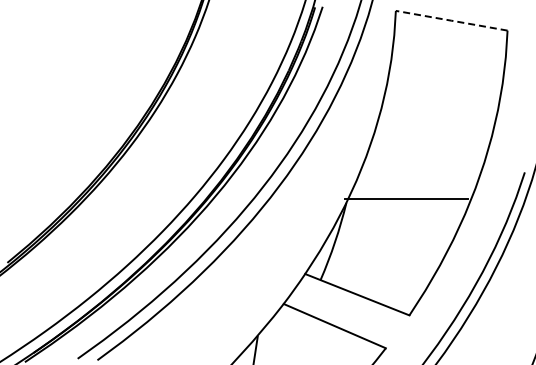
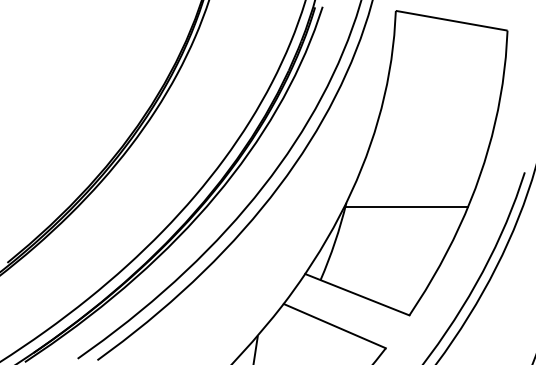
line: dashed -> solid (451, 20)
line position: (406, 198) -> (406, 206) (406, 206)
